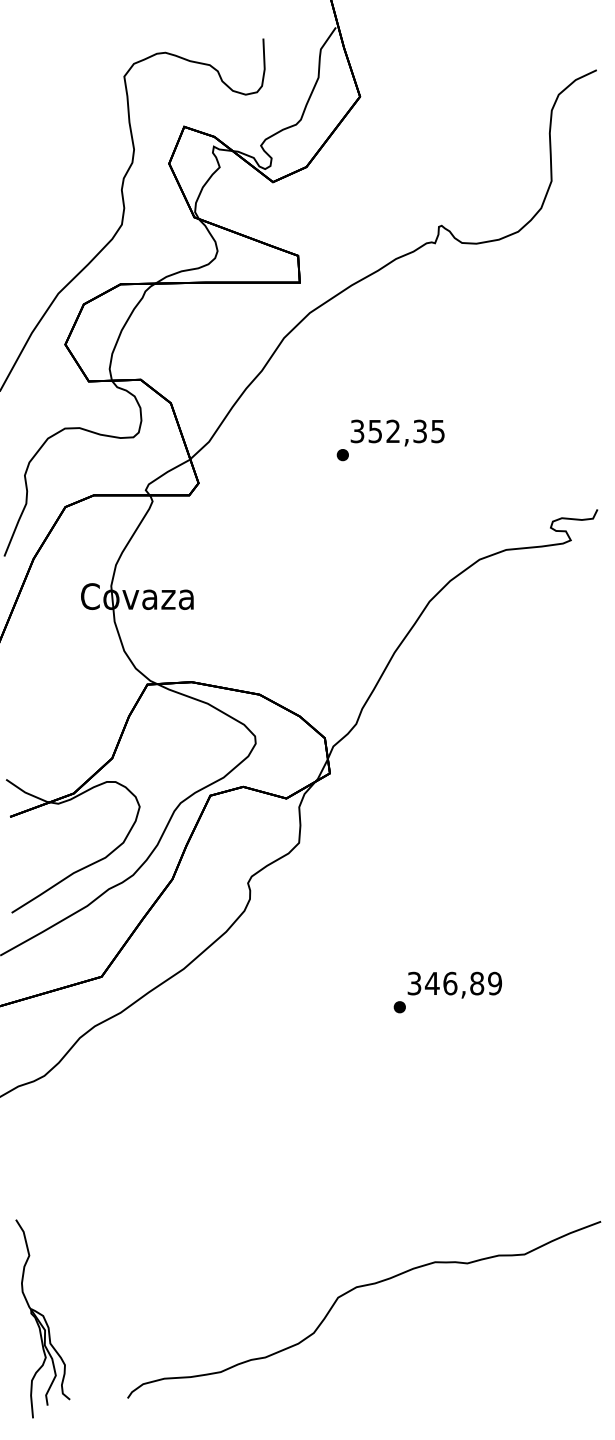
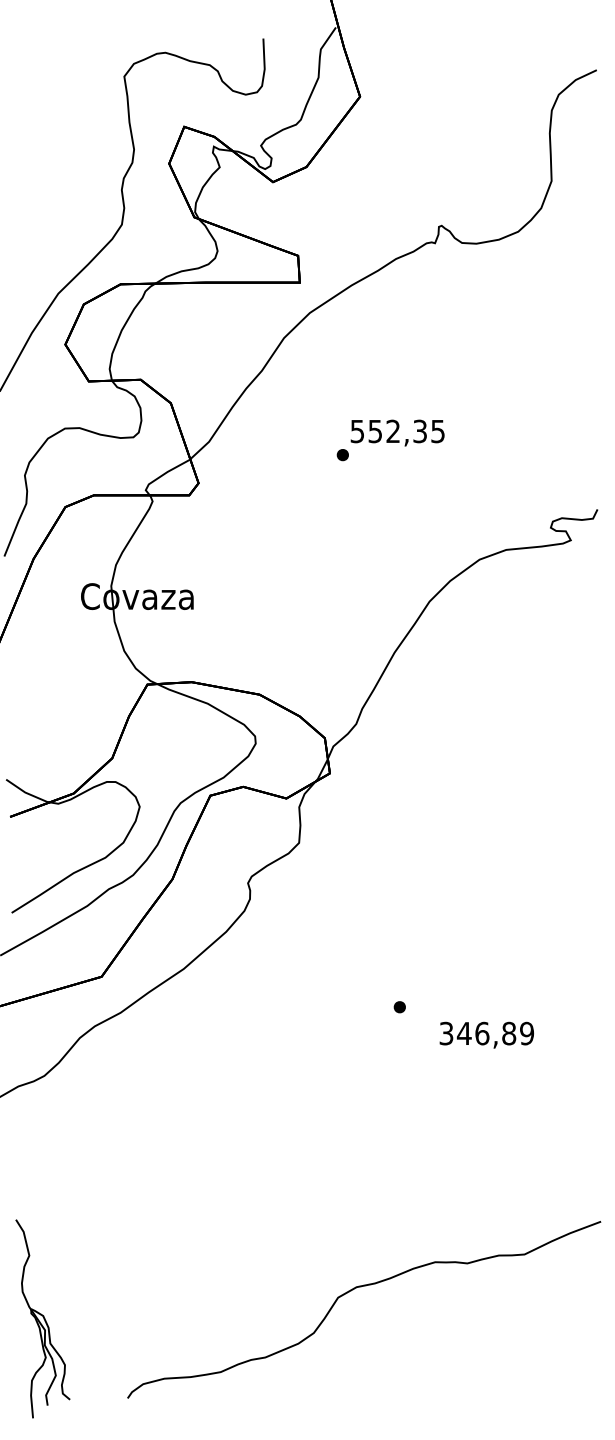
text: 352,35 -> 552,35 (357, 430)
text position: (454, 984) -> (486, 1034) (486, 1034)
